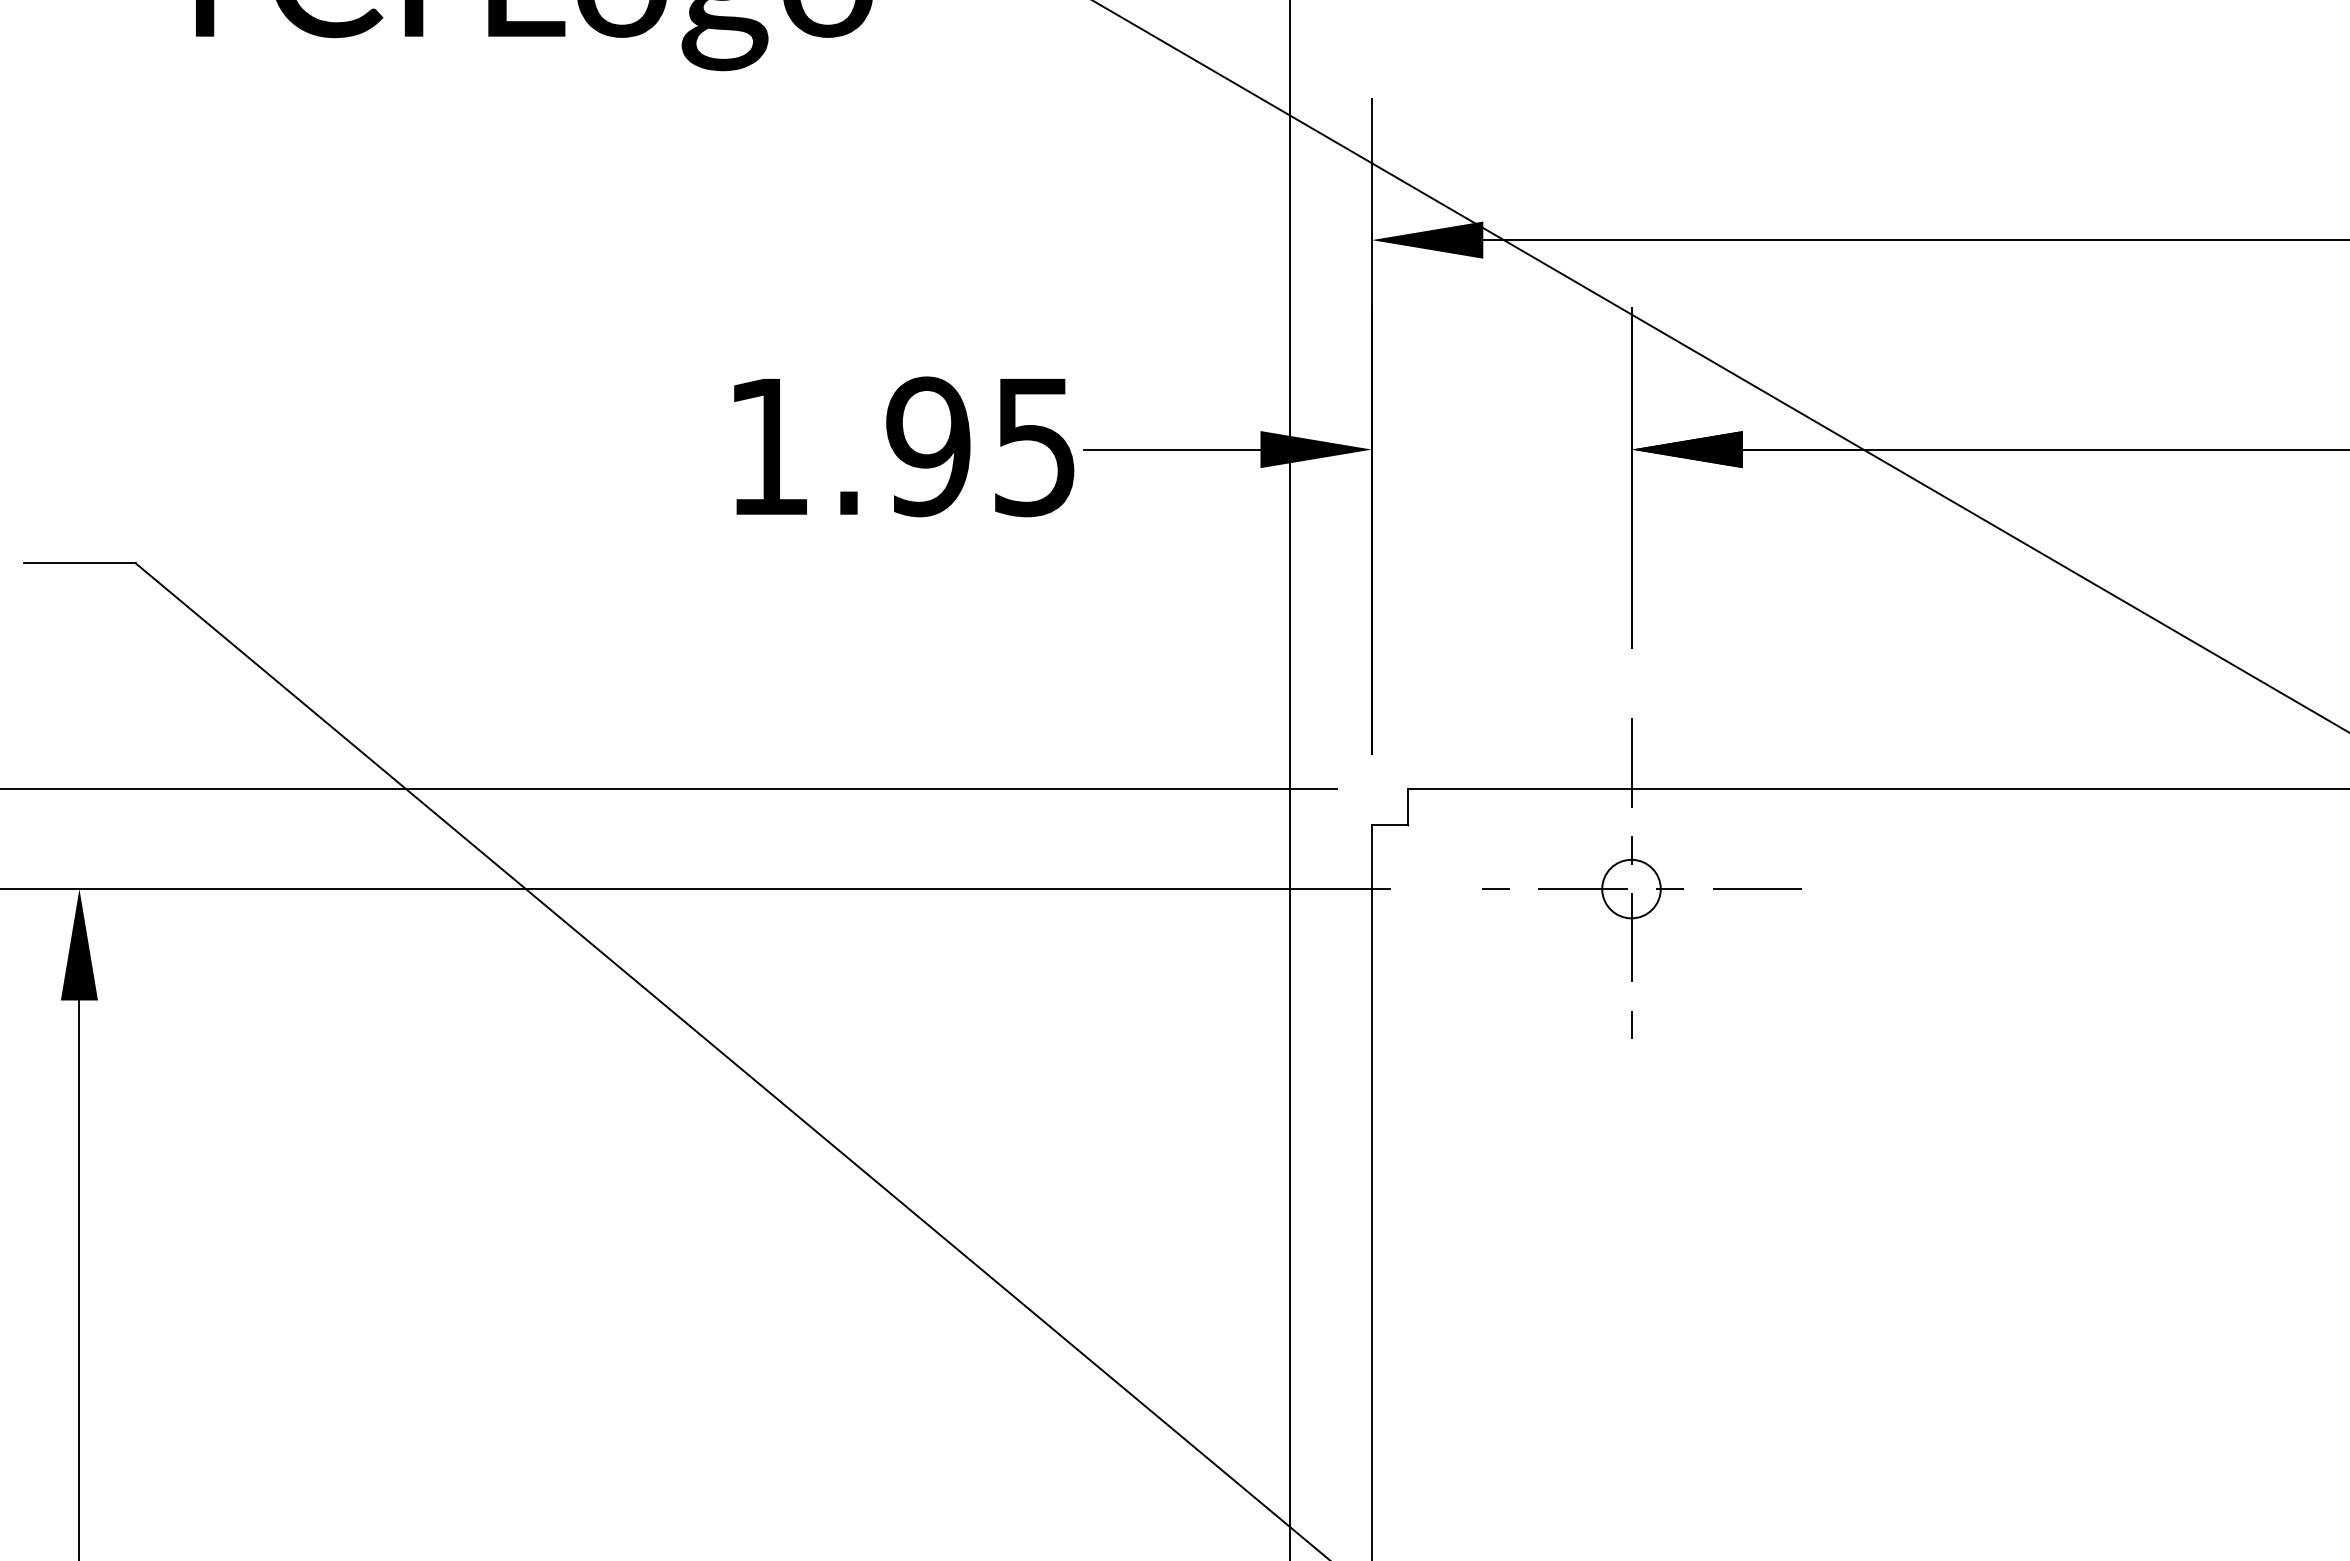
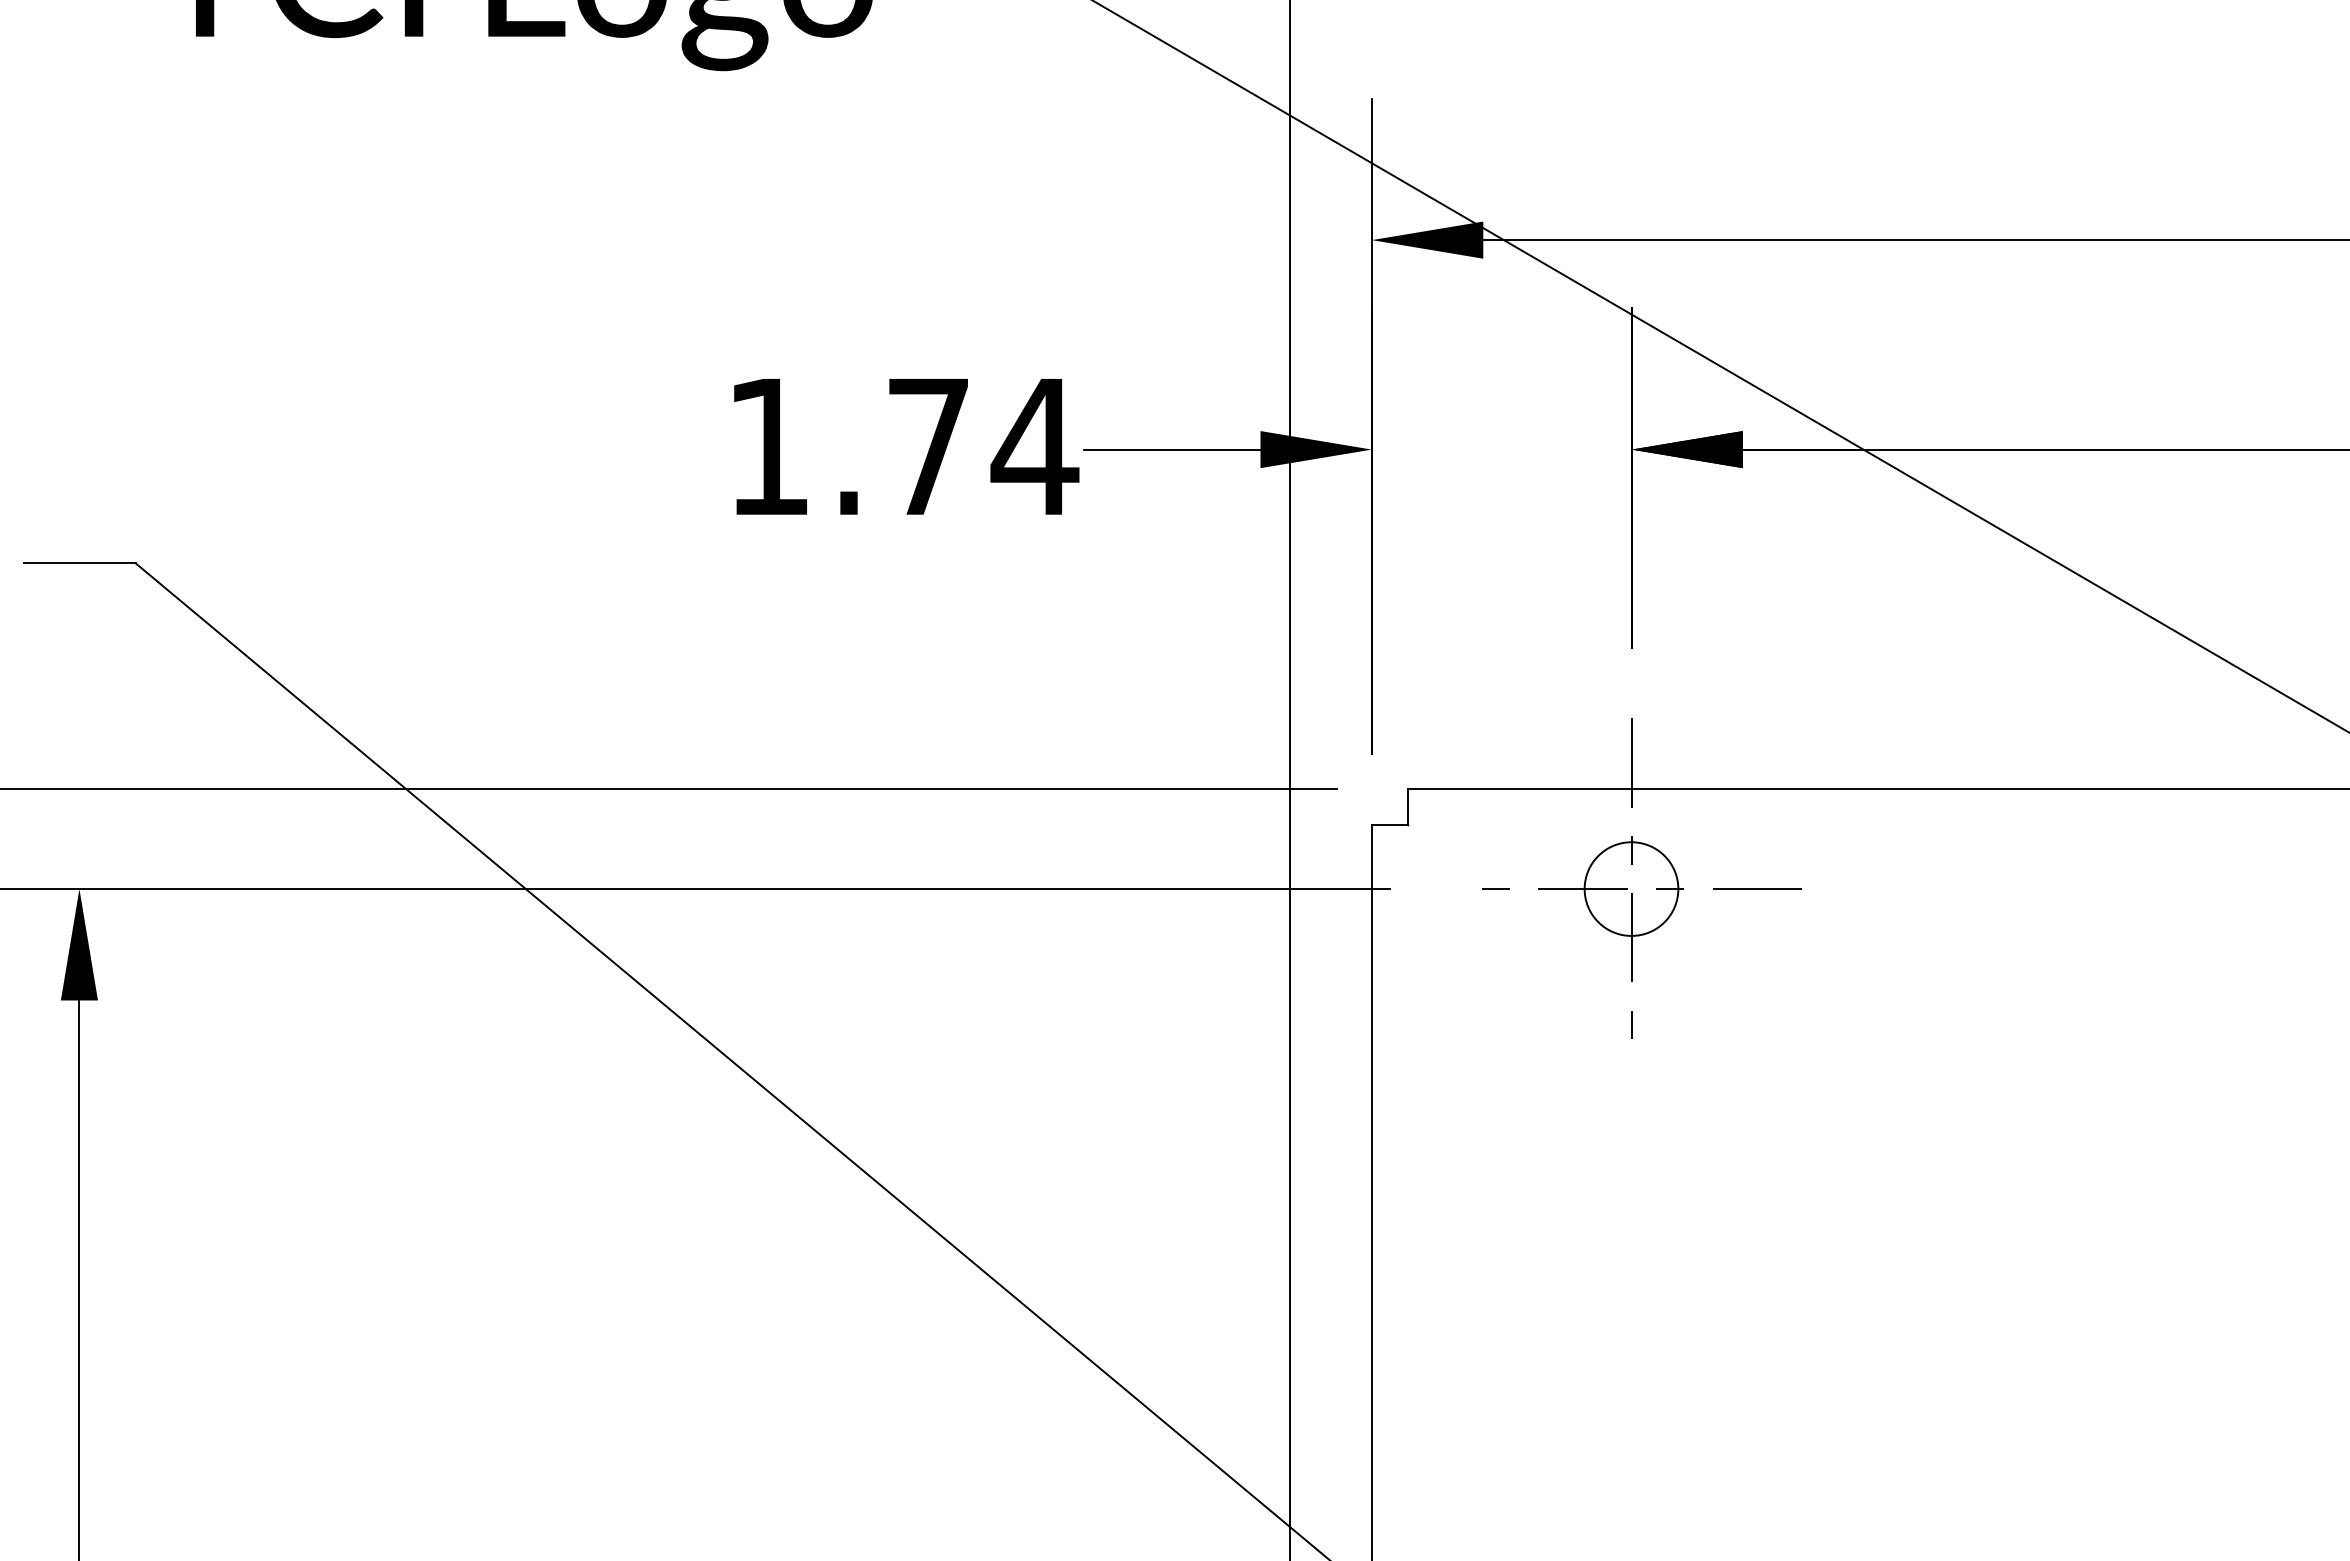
text: 1.95 -> 1.74 (982, 446)
circle diameter: 59 px -> 94 px (1631, 888)
